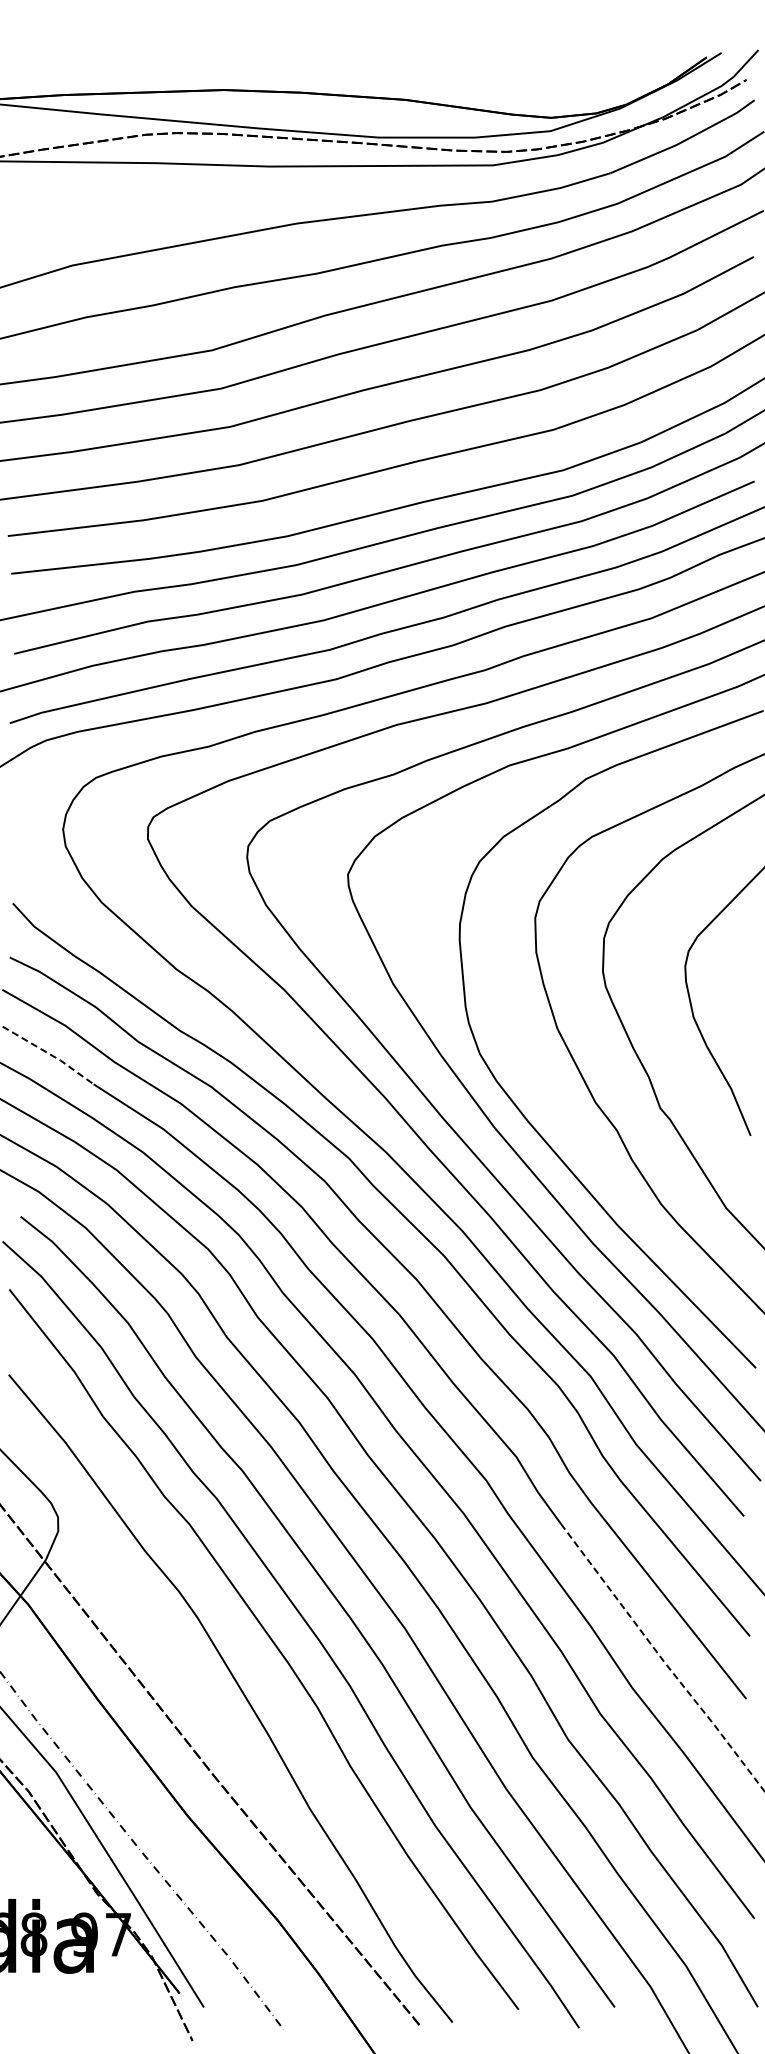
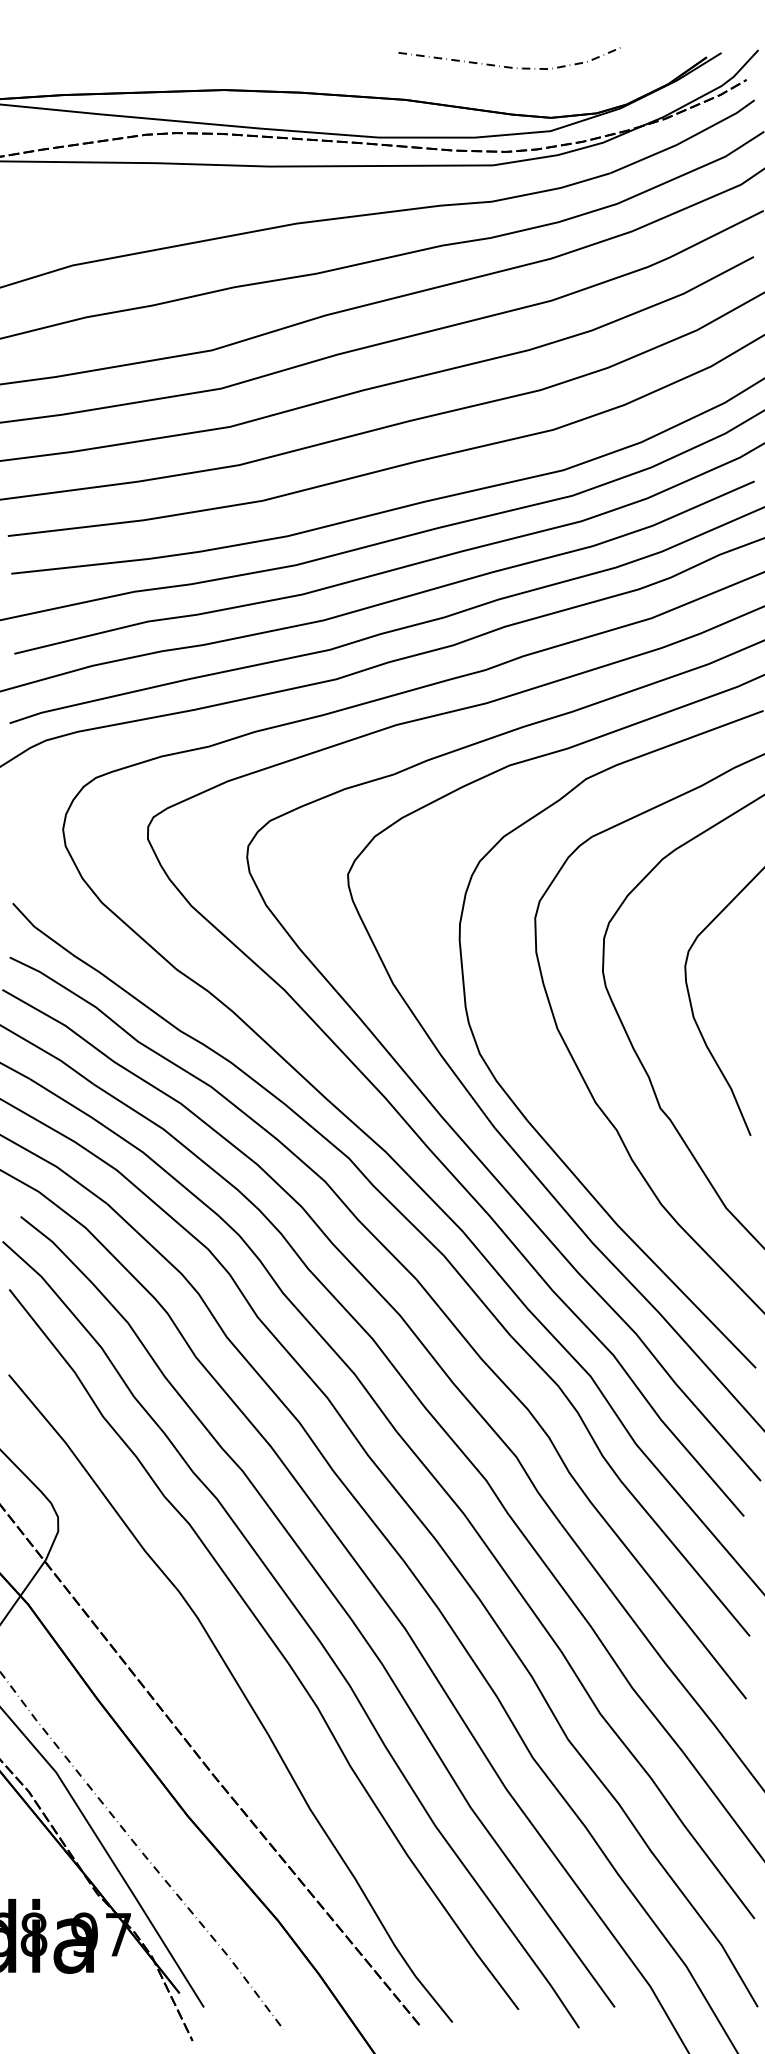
curve: none -> present (509, 66)
line: dashed -> solid (48, 1053)
line: dashed -> solid (662, 1659)
